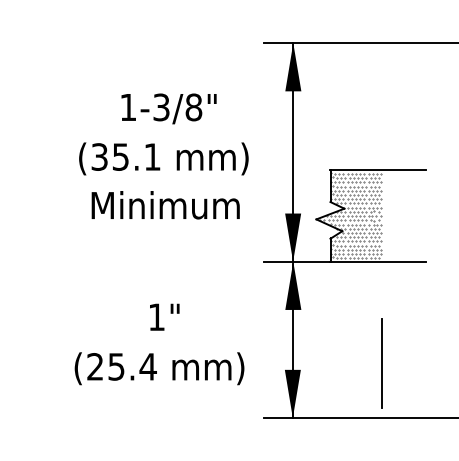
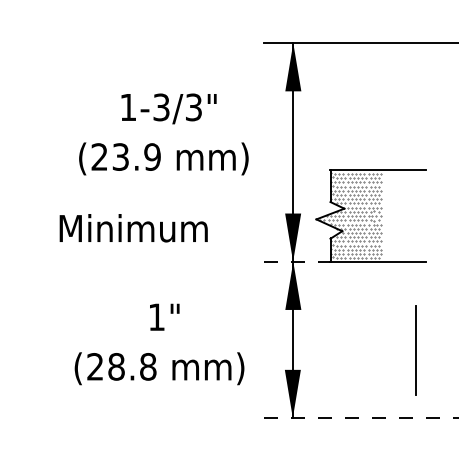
text: 1-3/8" -> 1-3/3" (193, 107)
text: (35.1 -> (23.9 (125, 156)
text position: (165, 205) -> (133, 228) (133, 228)
line: solid -> dashed (298, 261)
line position: (381, 363) -> (415, 350) (415, 350)
text: (25.4 -> (28.8 (132, 366)
line: solid -> dashed (361, 418)
